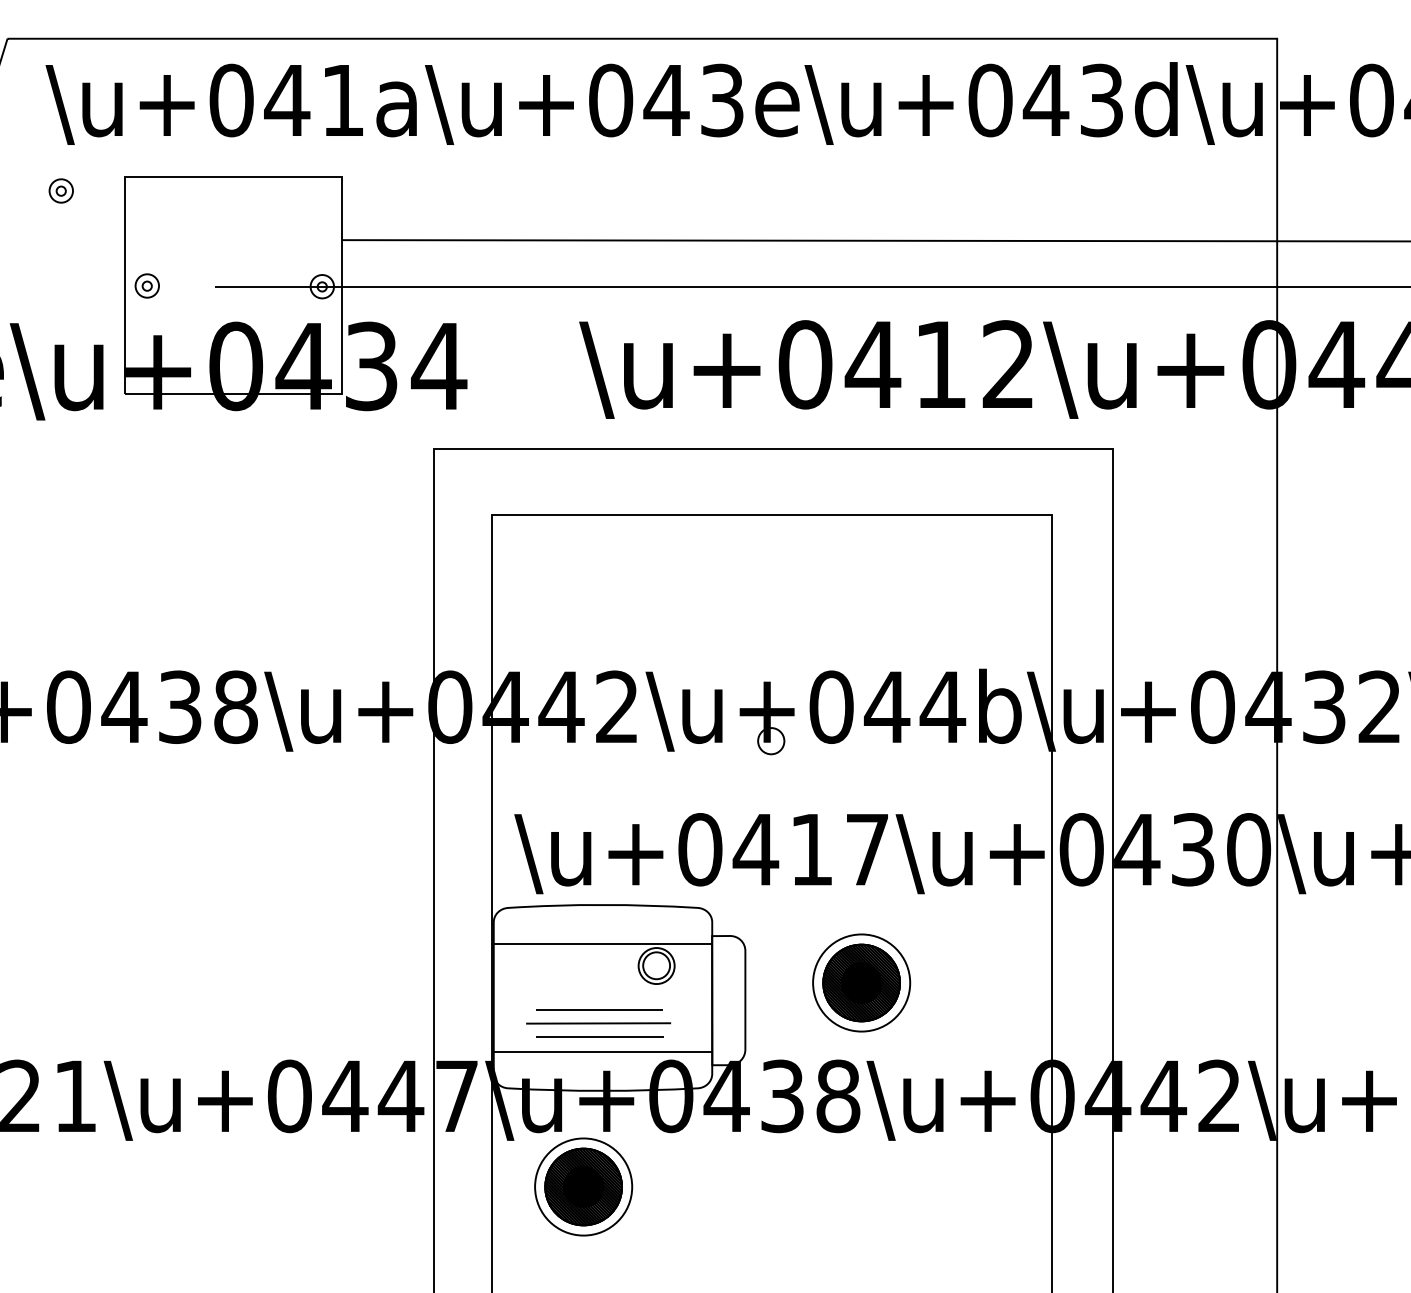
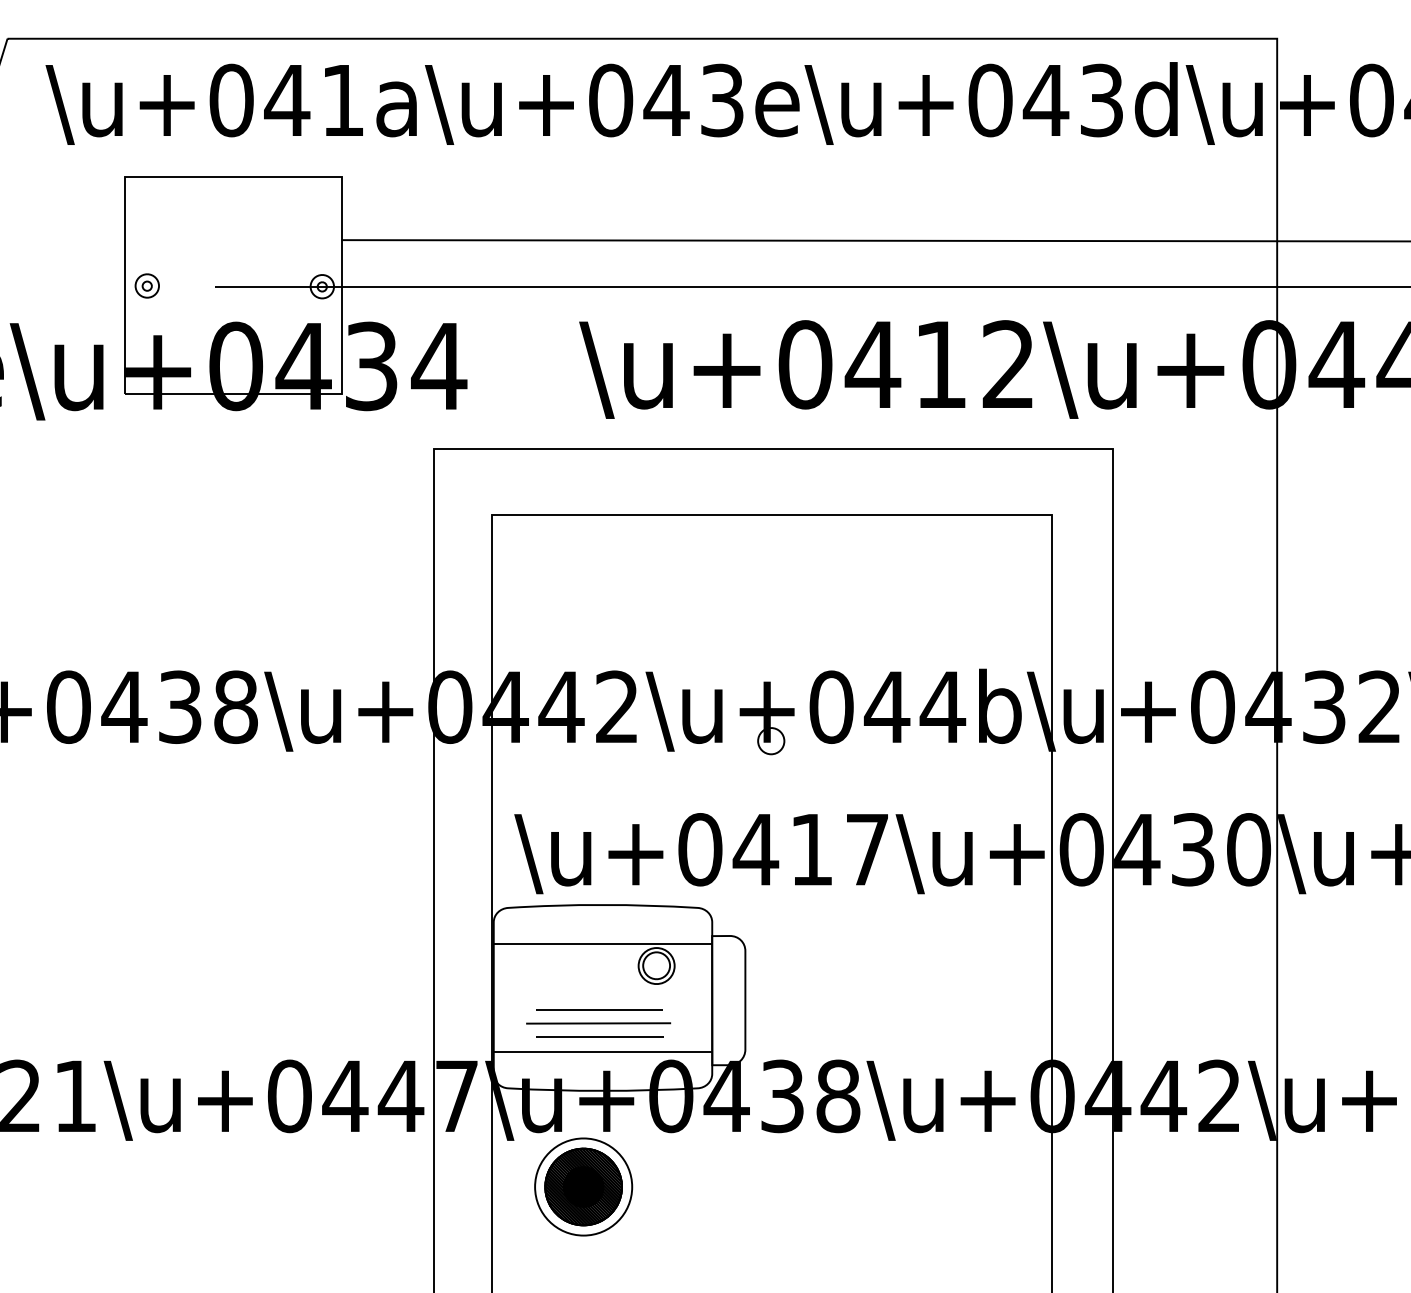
part: present -> none (60, 190)
part: present -> none (861, 982)
